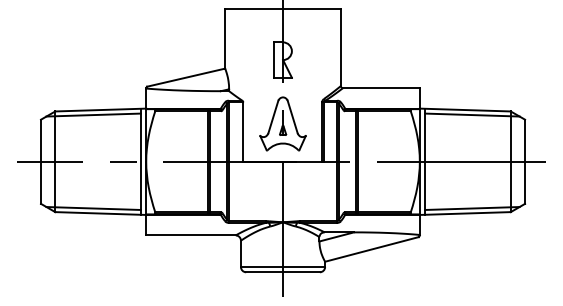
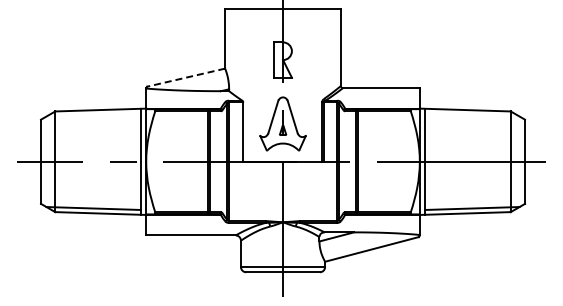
line: solid -> dashed (185, 77)
line: present -> none (93, 114)
line: present -> none (472, 114)
